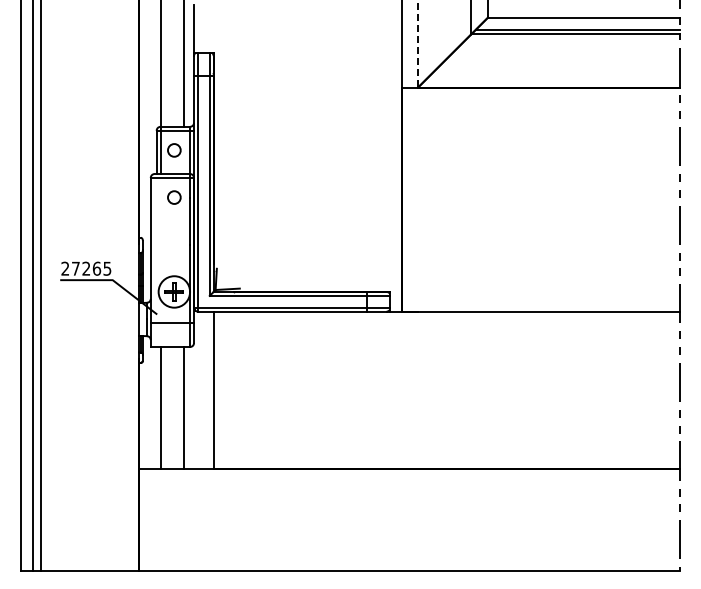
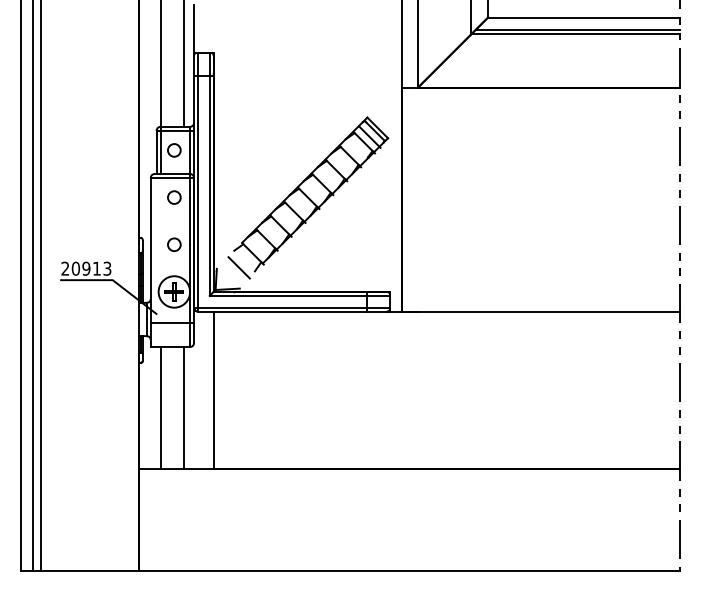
line: dashed -> solid (418, 44)
part: none -> present (308, 197)
circle: none -> present (174, 244)
text: 27265 -> 20913 (91, 268)
